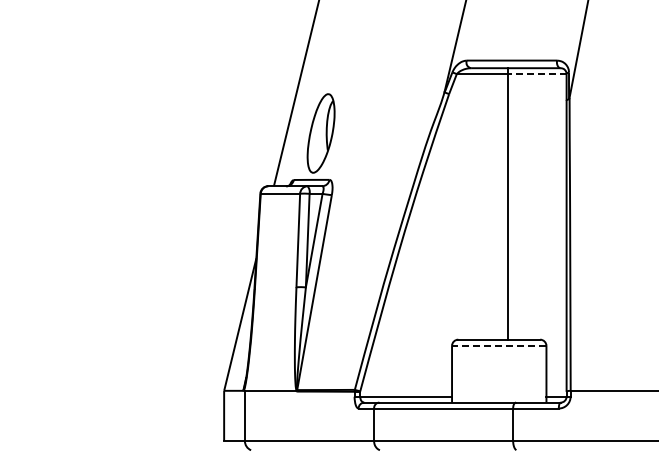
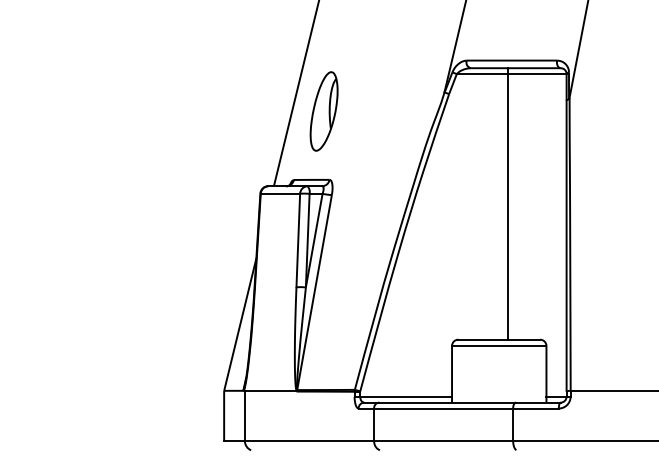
line: dashed -> solid (537, 74)
part position: (320, 133) -> (323, 111) (323, 111)
line: dashed -> solid (498, 345)
